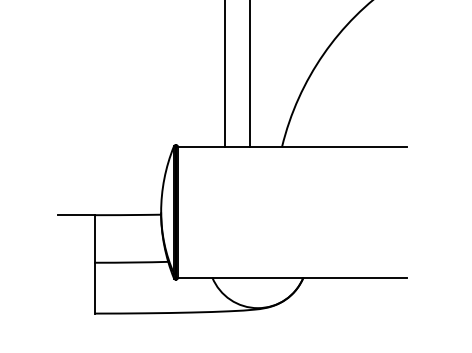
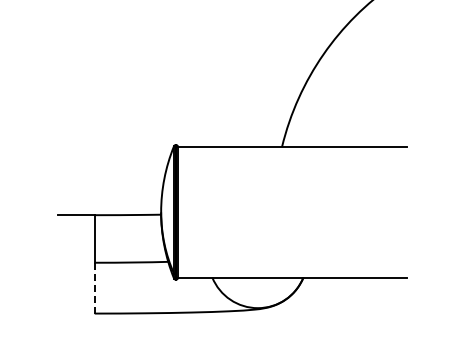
line: present -> none (225, 74)
line: present -> none (249, 74)
line: solid -> dashed (94, 287)
